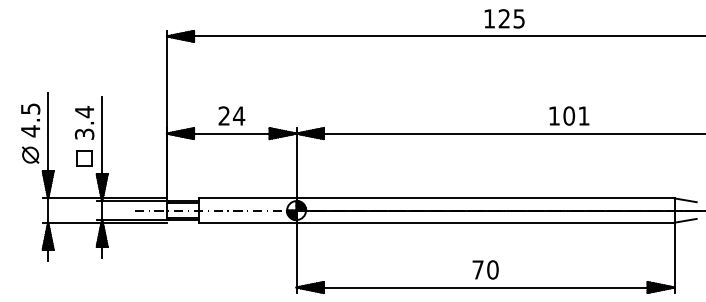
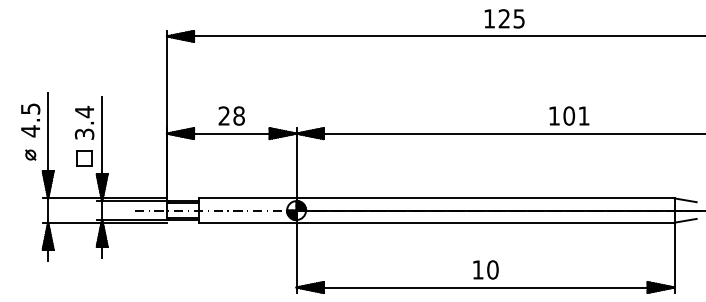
text: 24 -> 28 (239, 115)
part size: 18x18 px -> 12x12 px (30, 154)
text: 70 -> 10 (477, 269)
